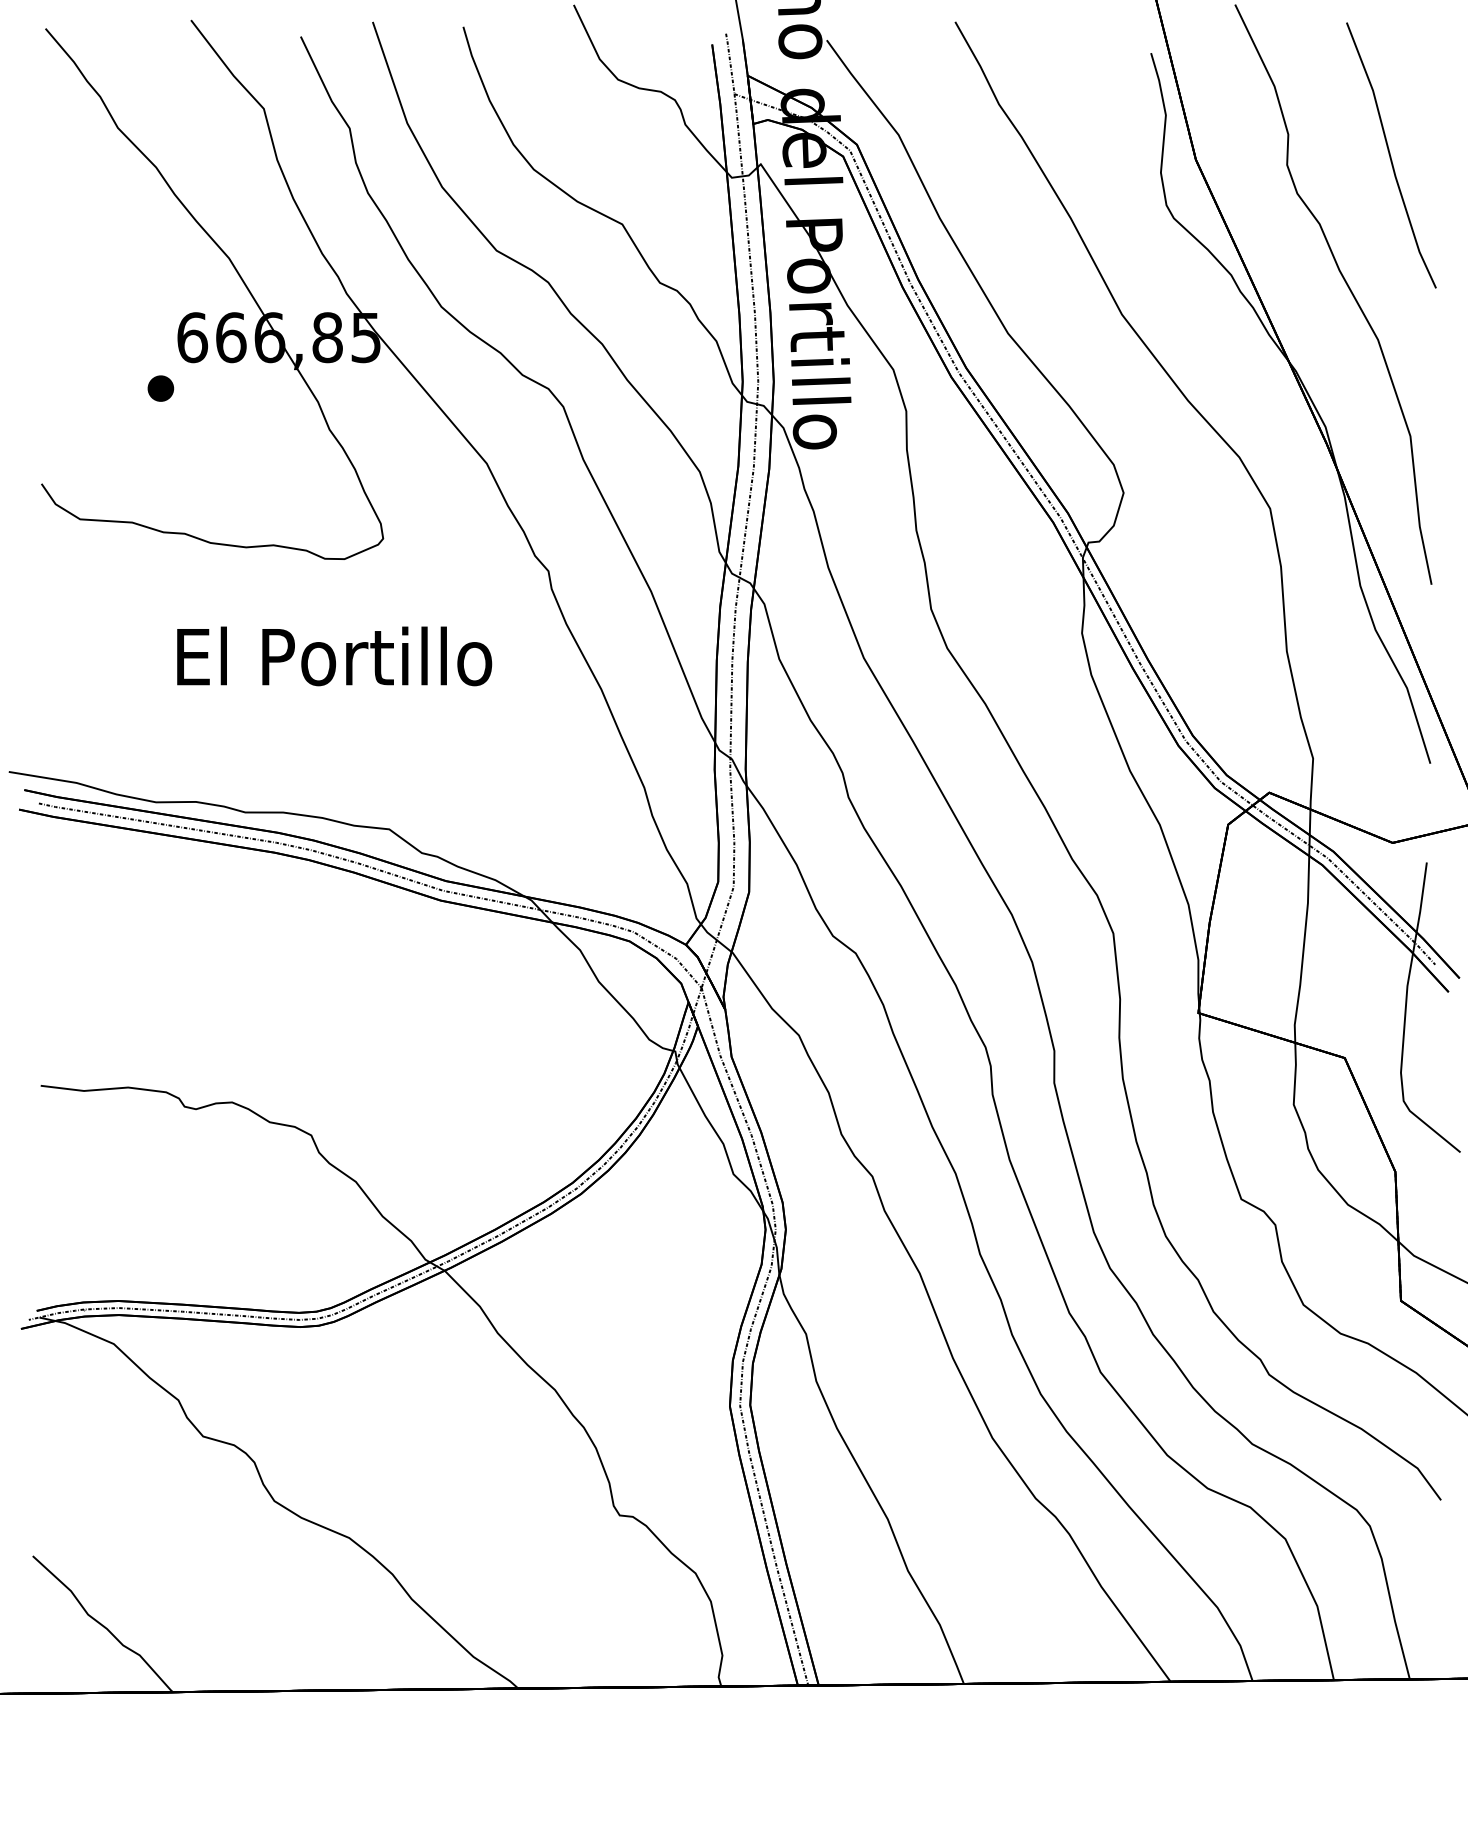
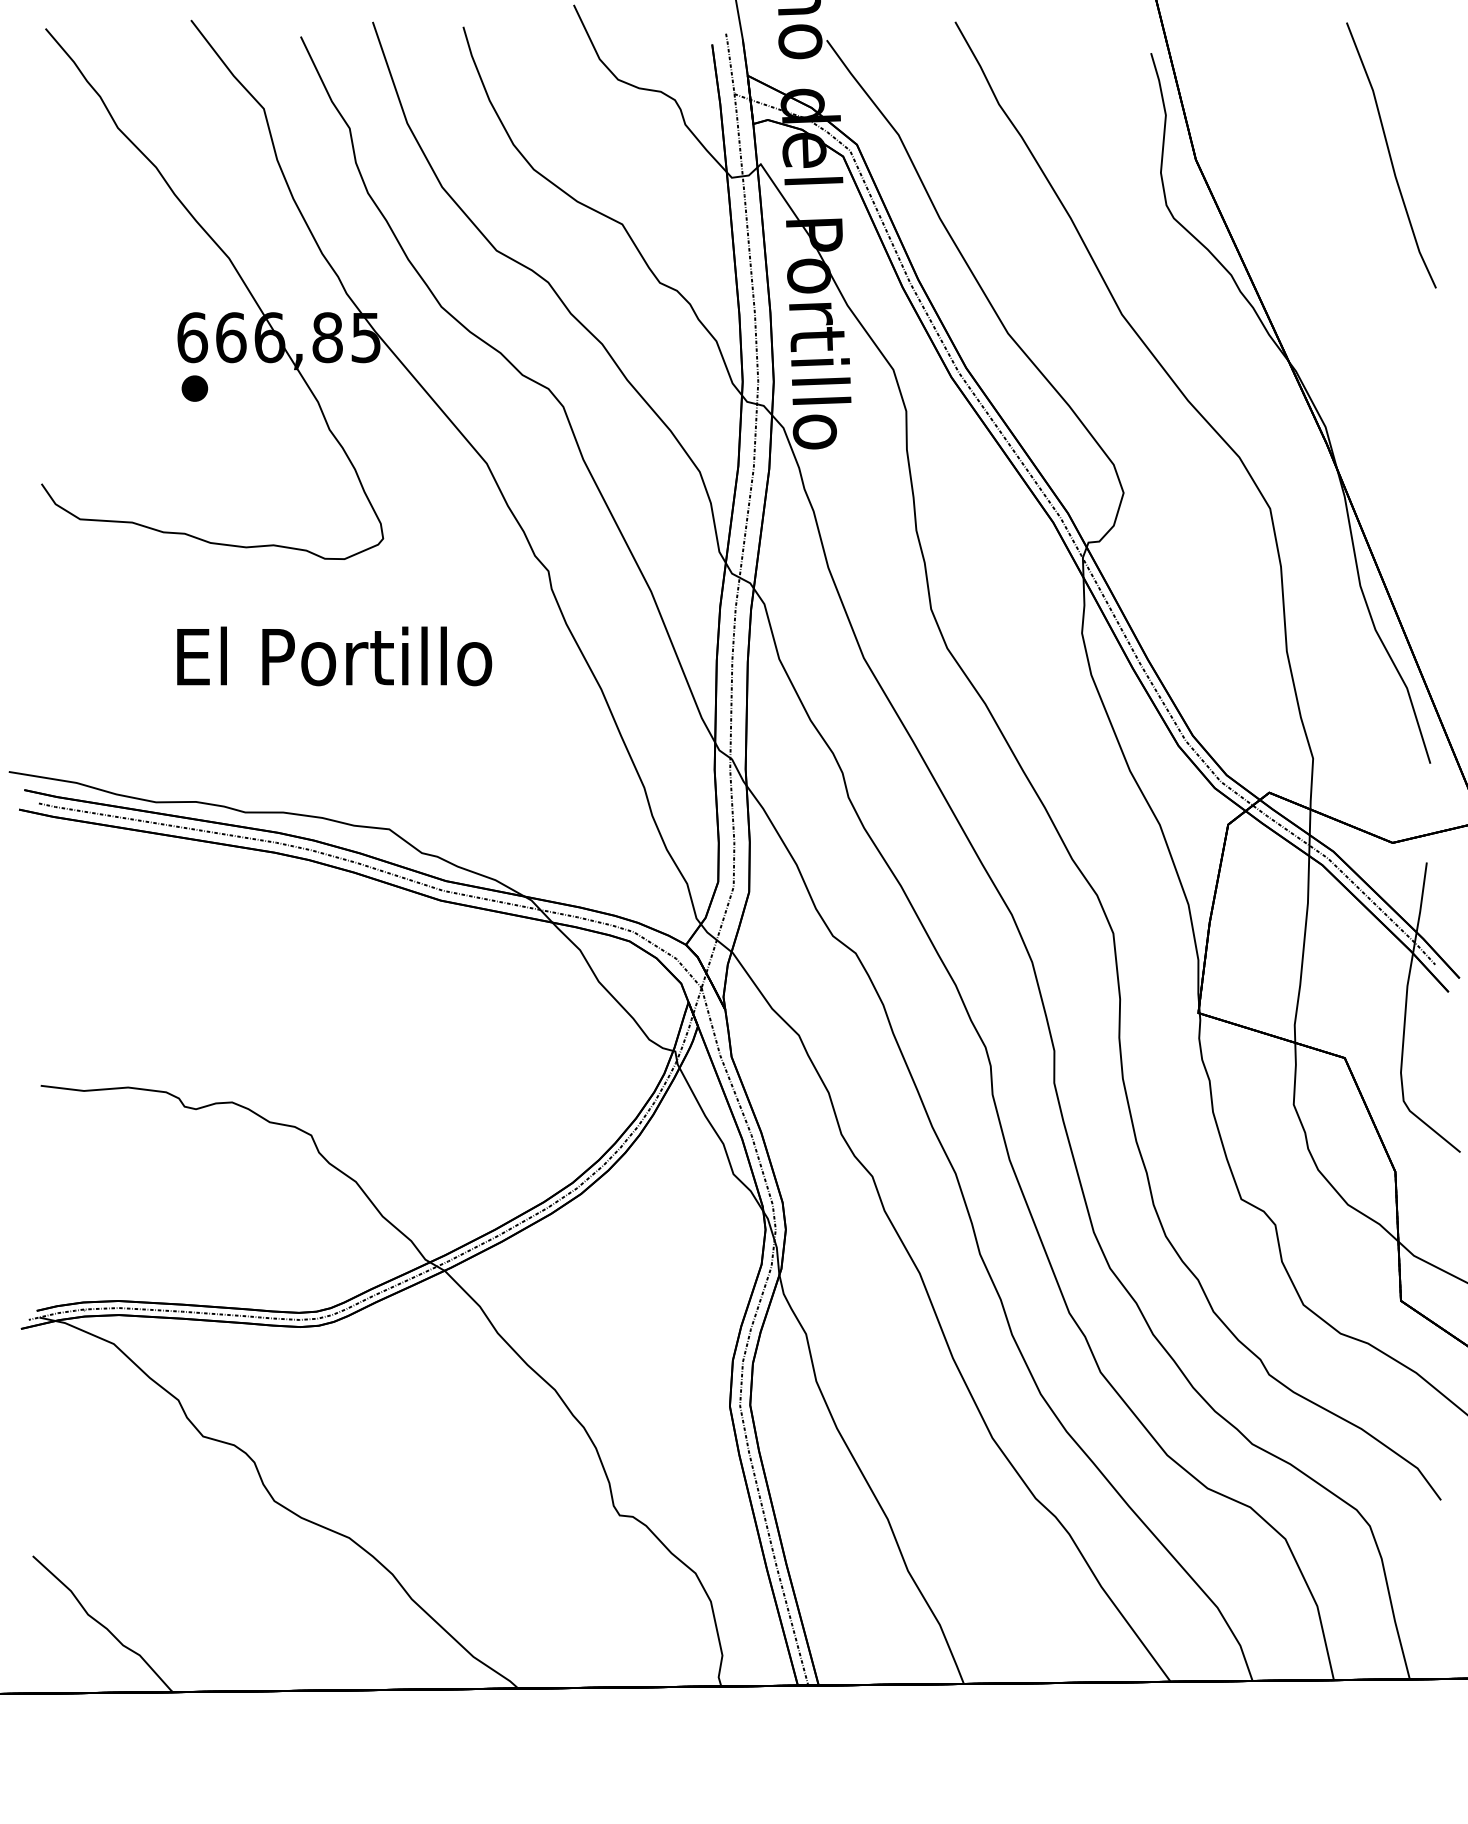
part: present -> none (1347, 287)
part position: (160, 388) -> (194, 388) (194, 388)
